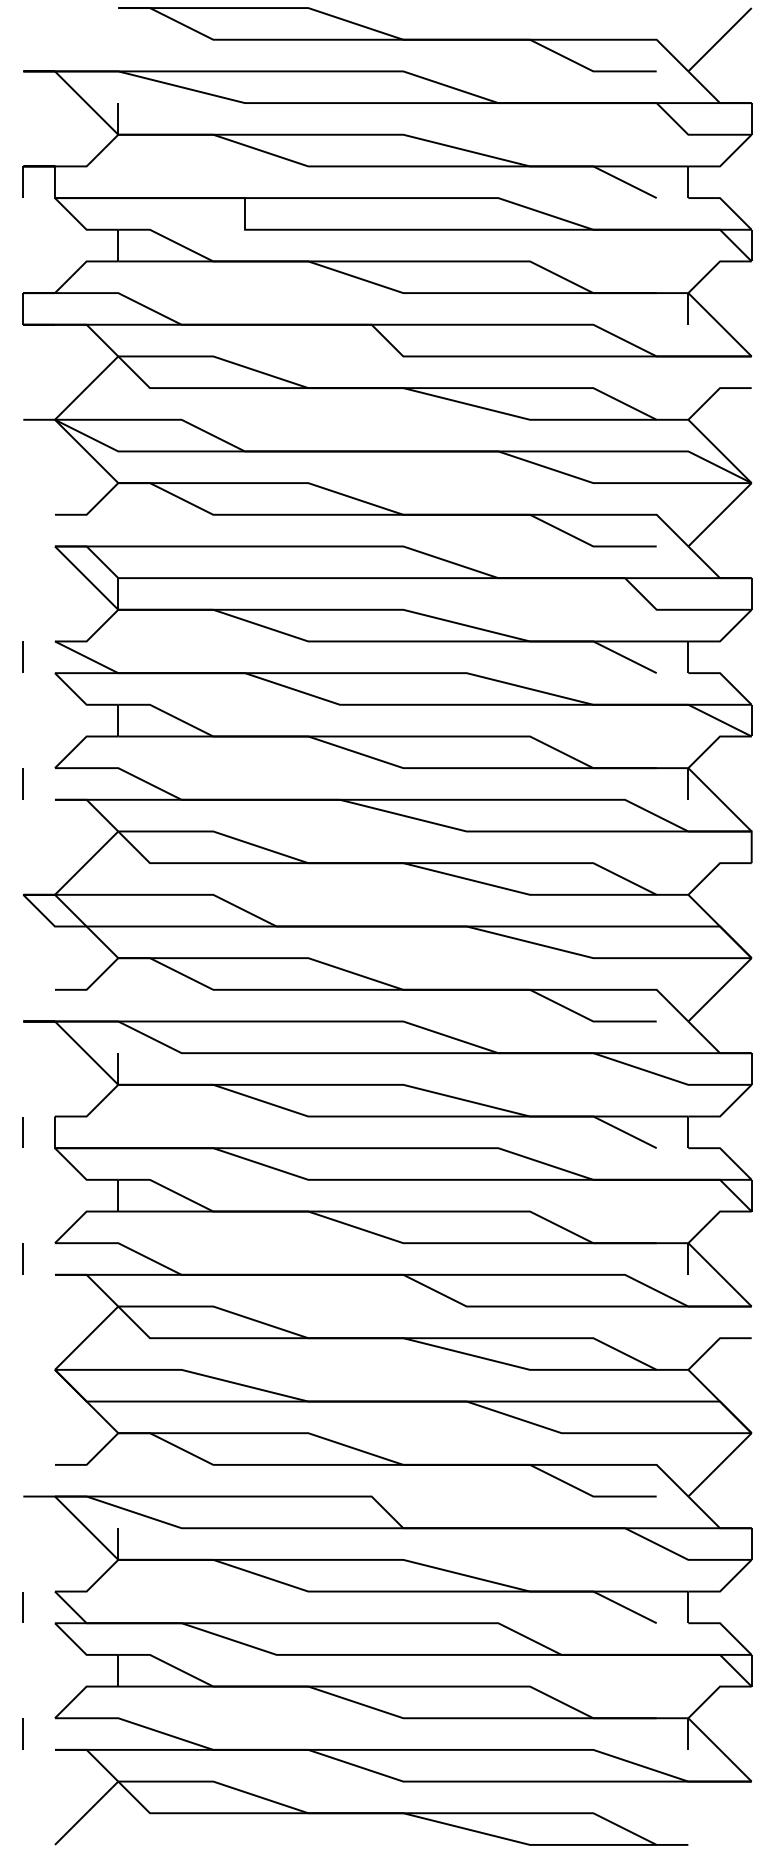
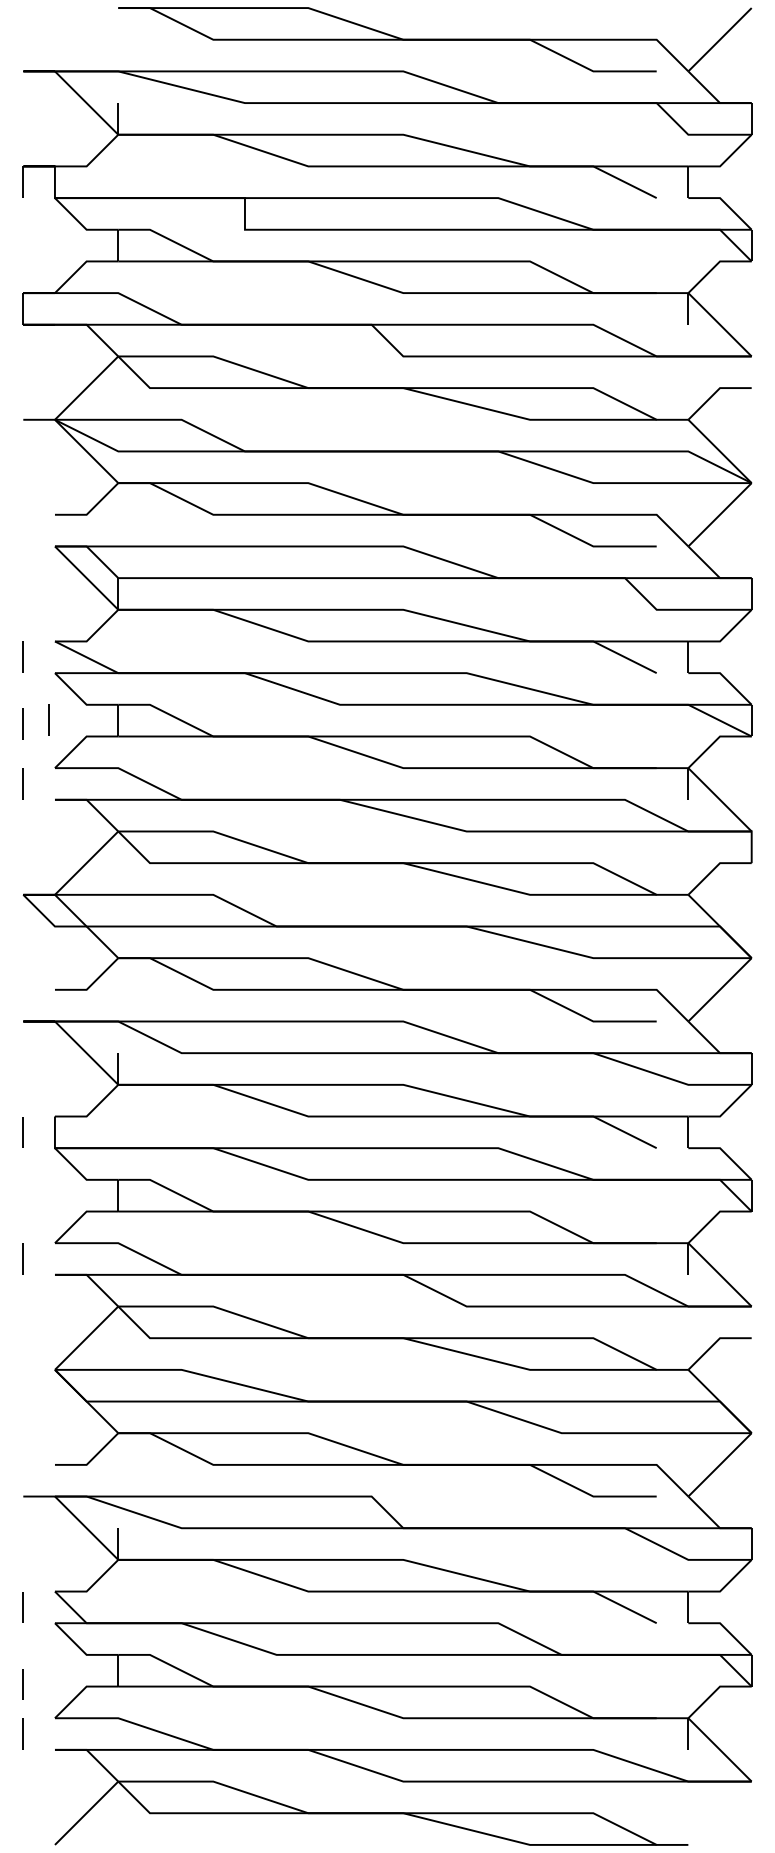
line: none -> present (48, 719)
line: none -> present (22, 723)
line: none -> present (22, 1684)
